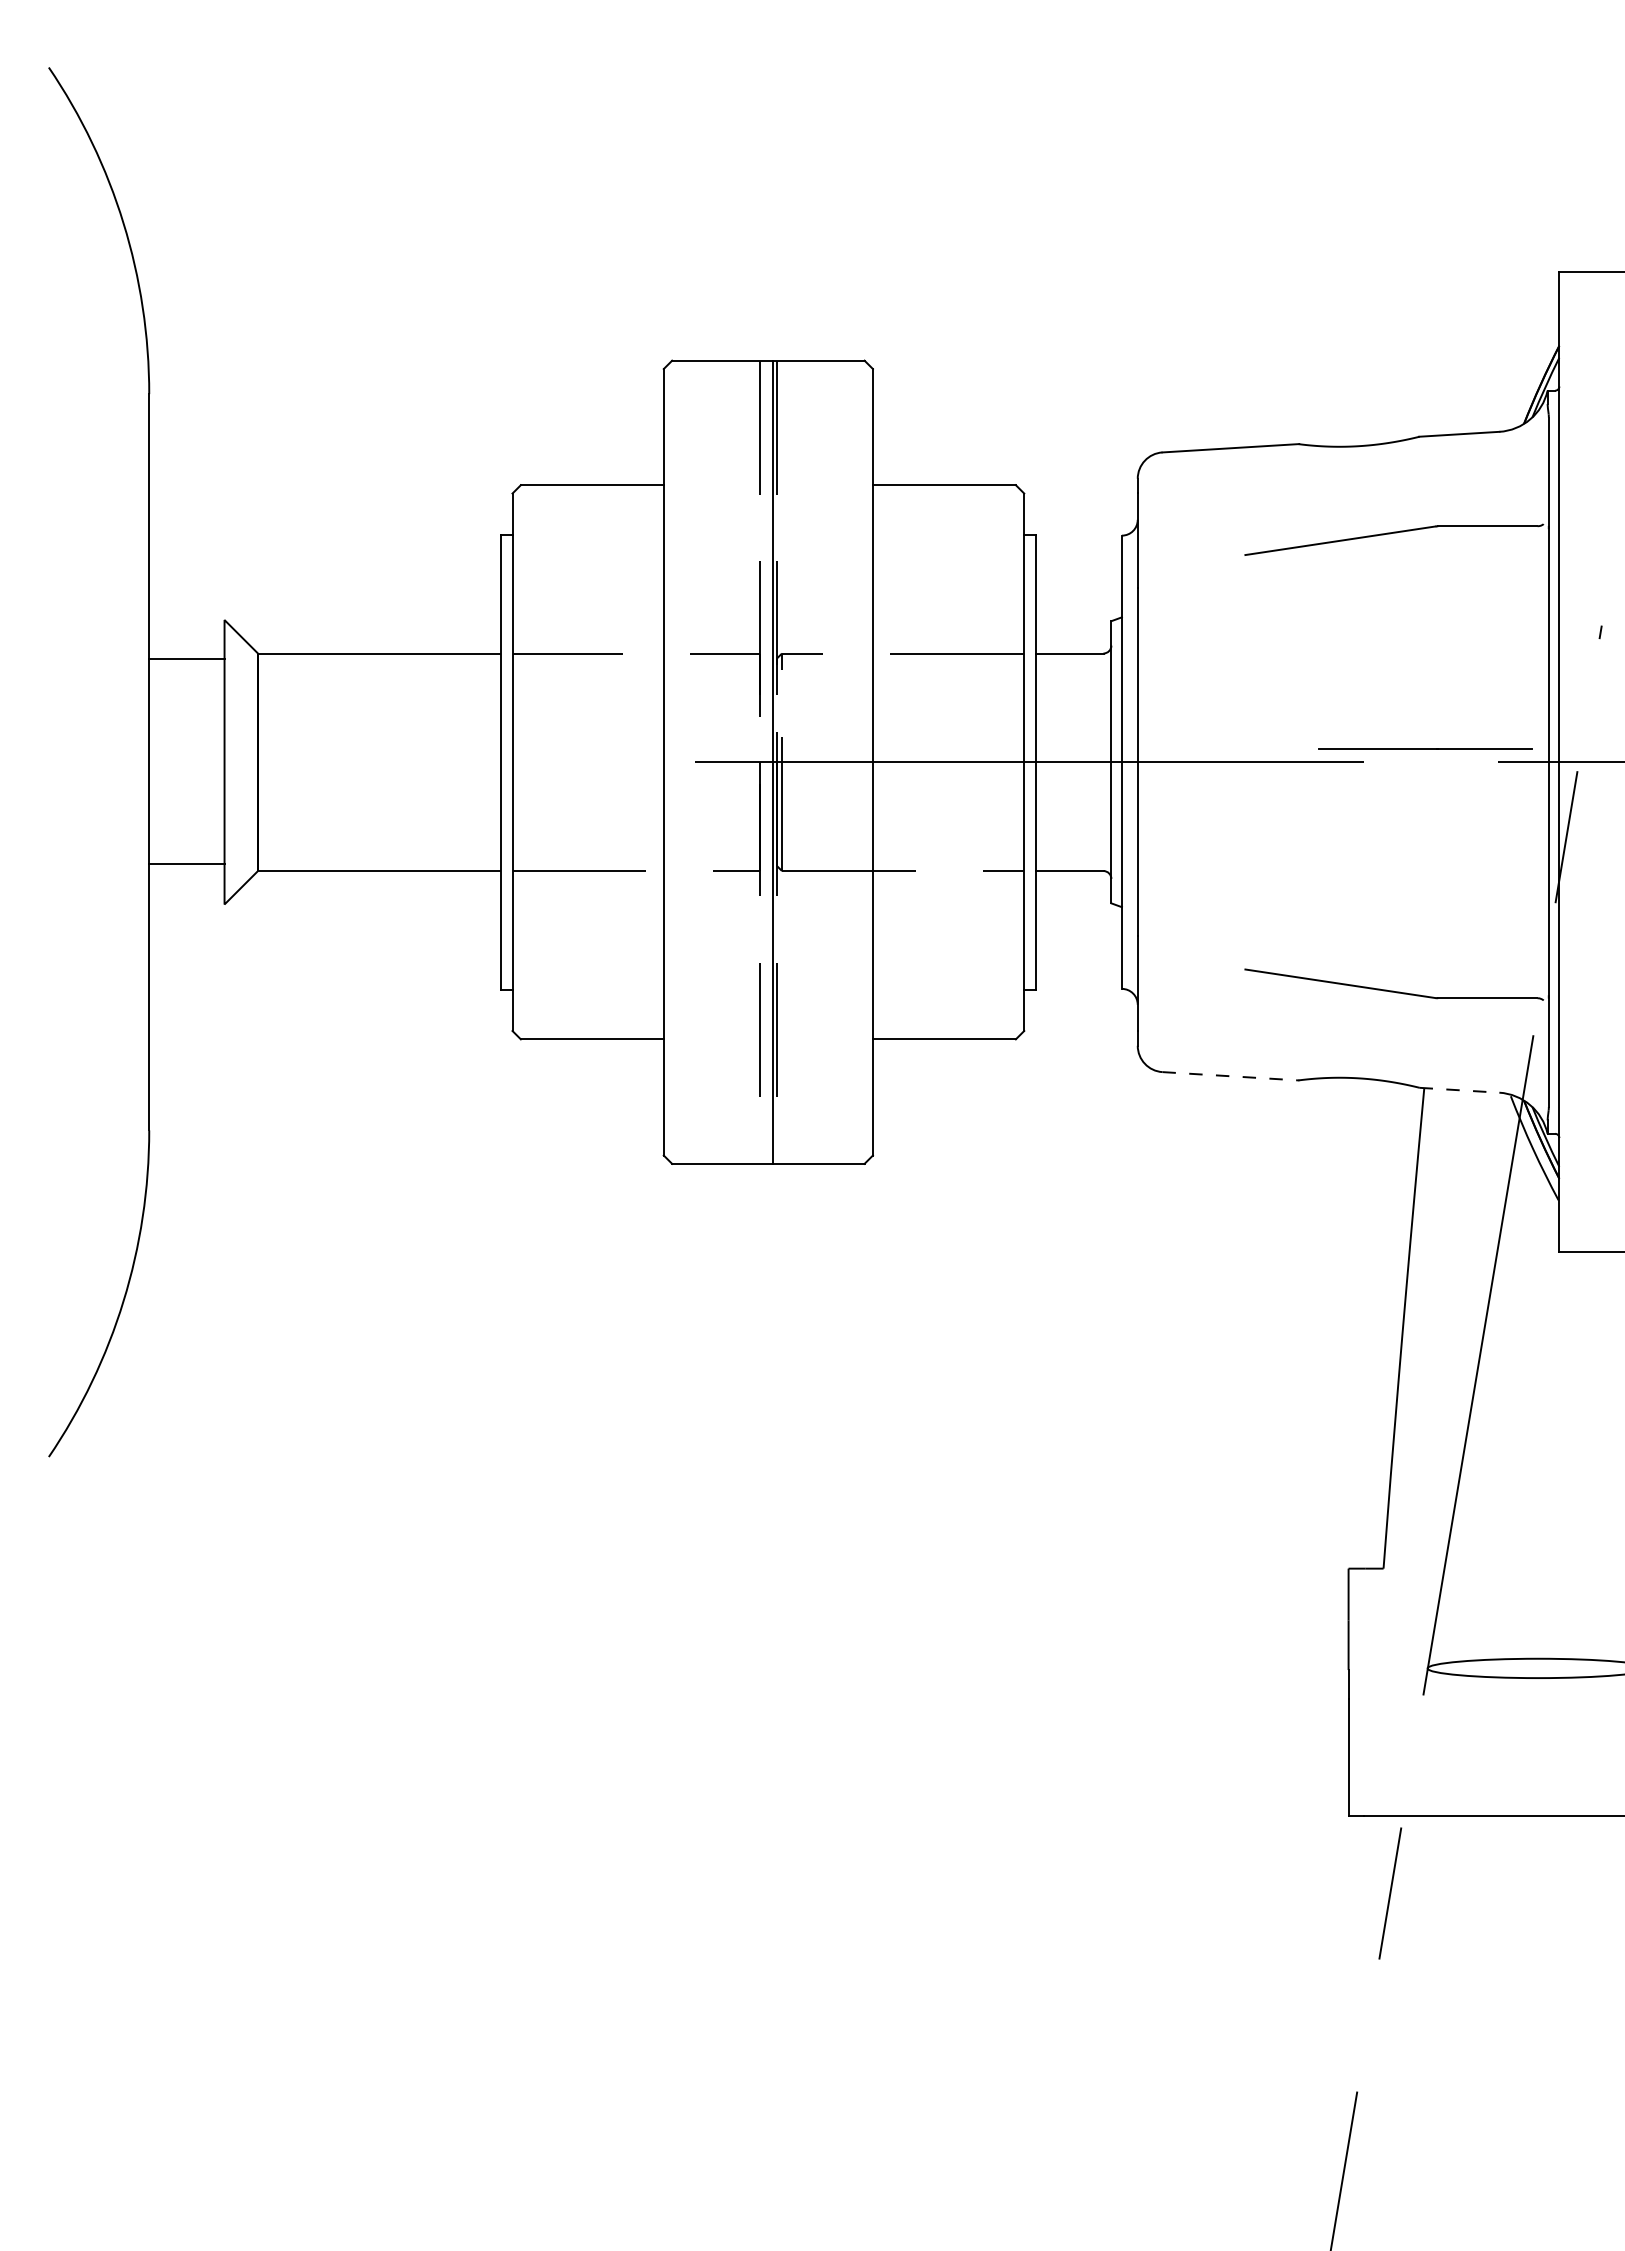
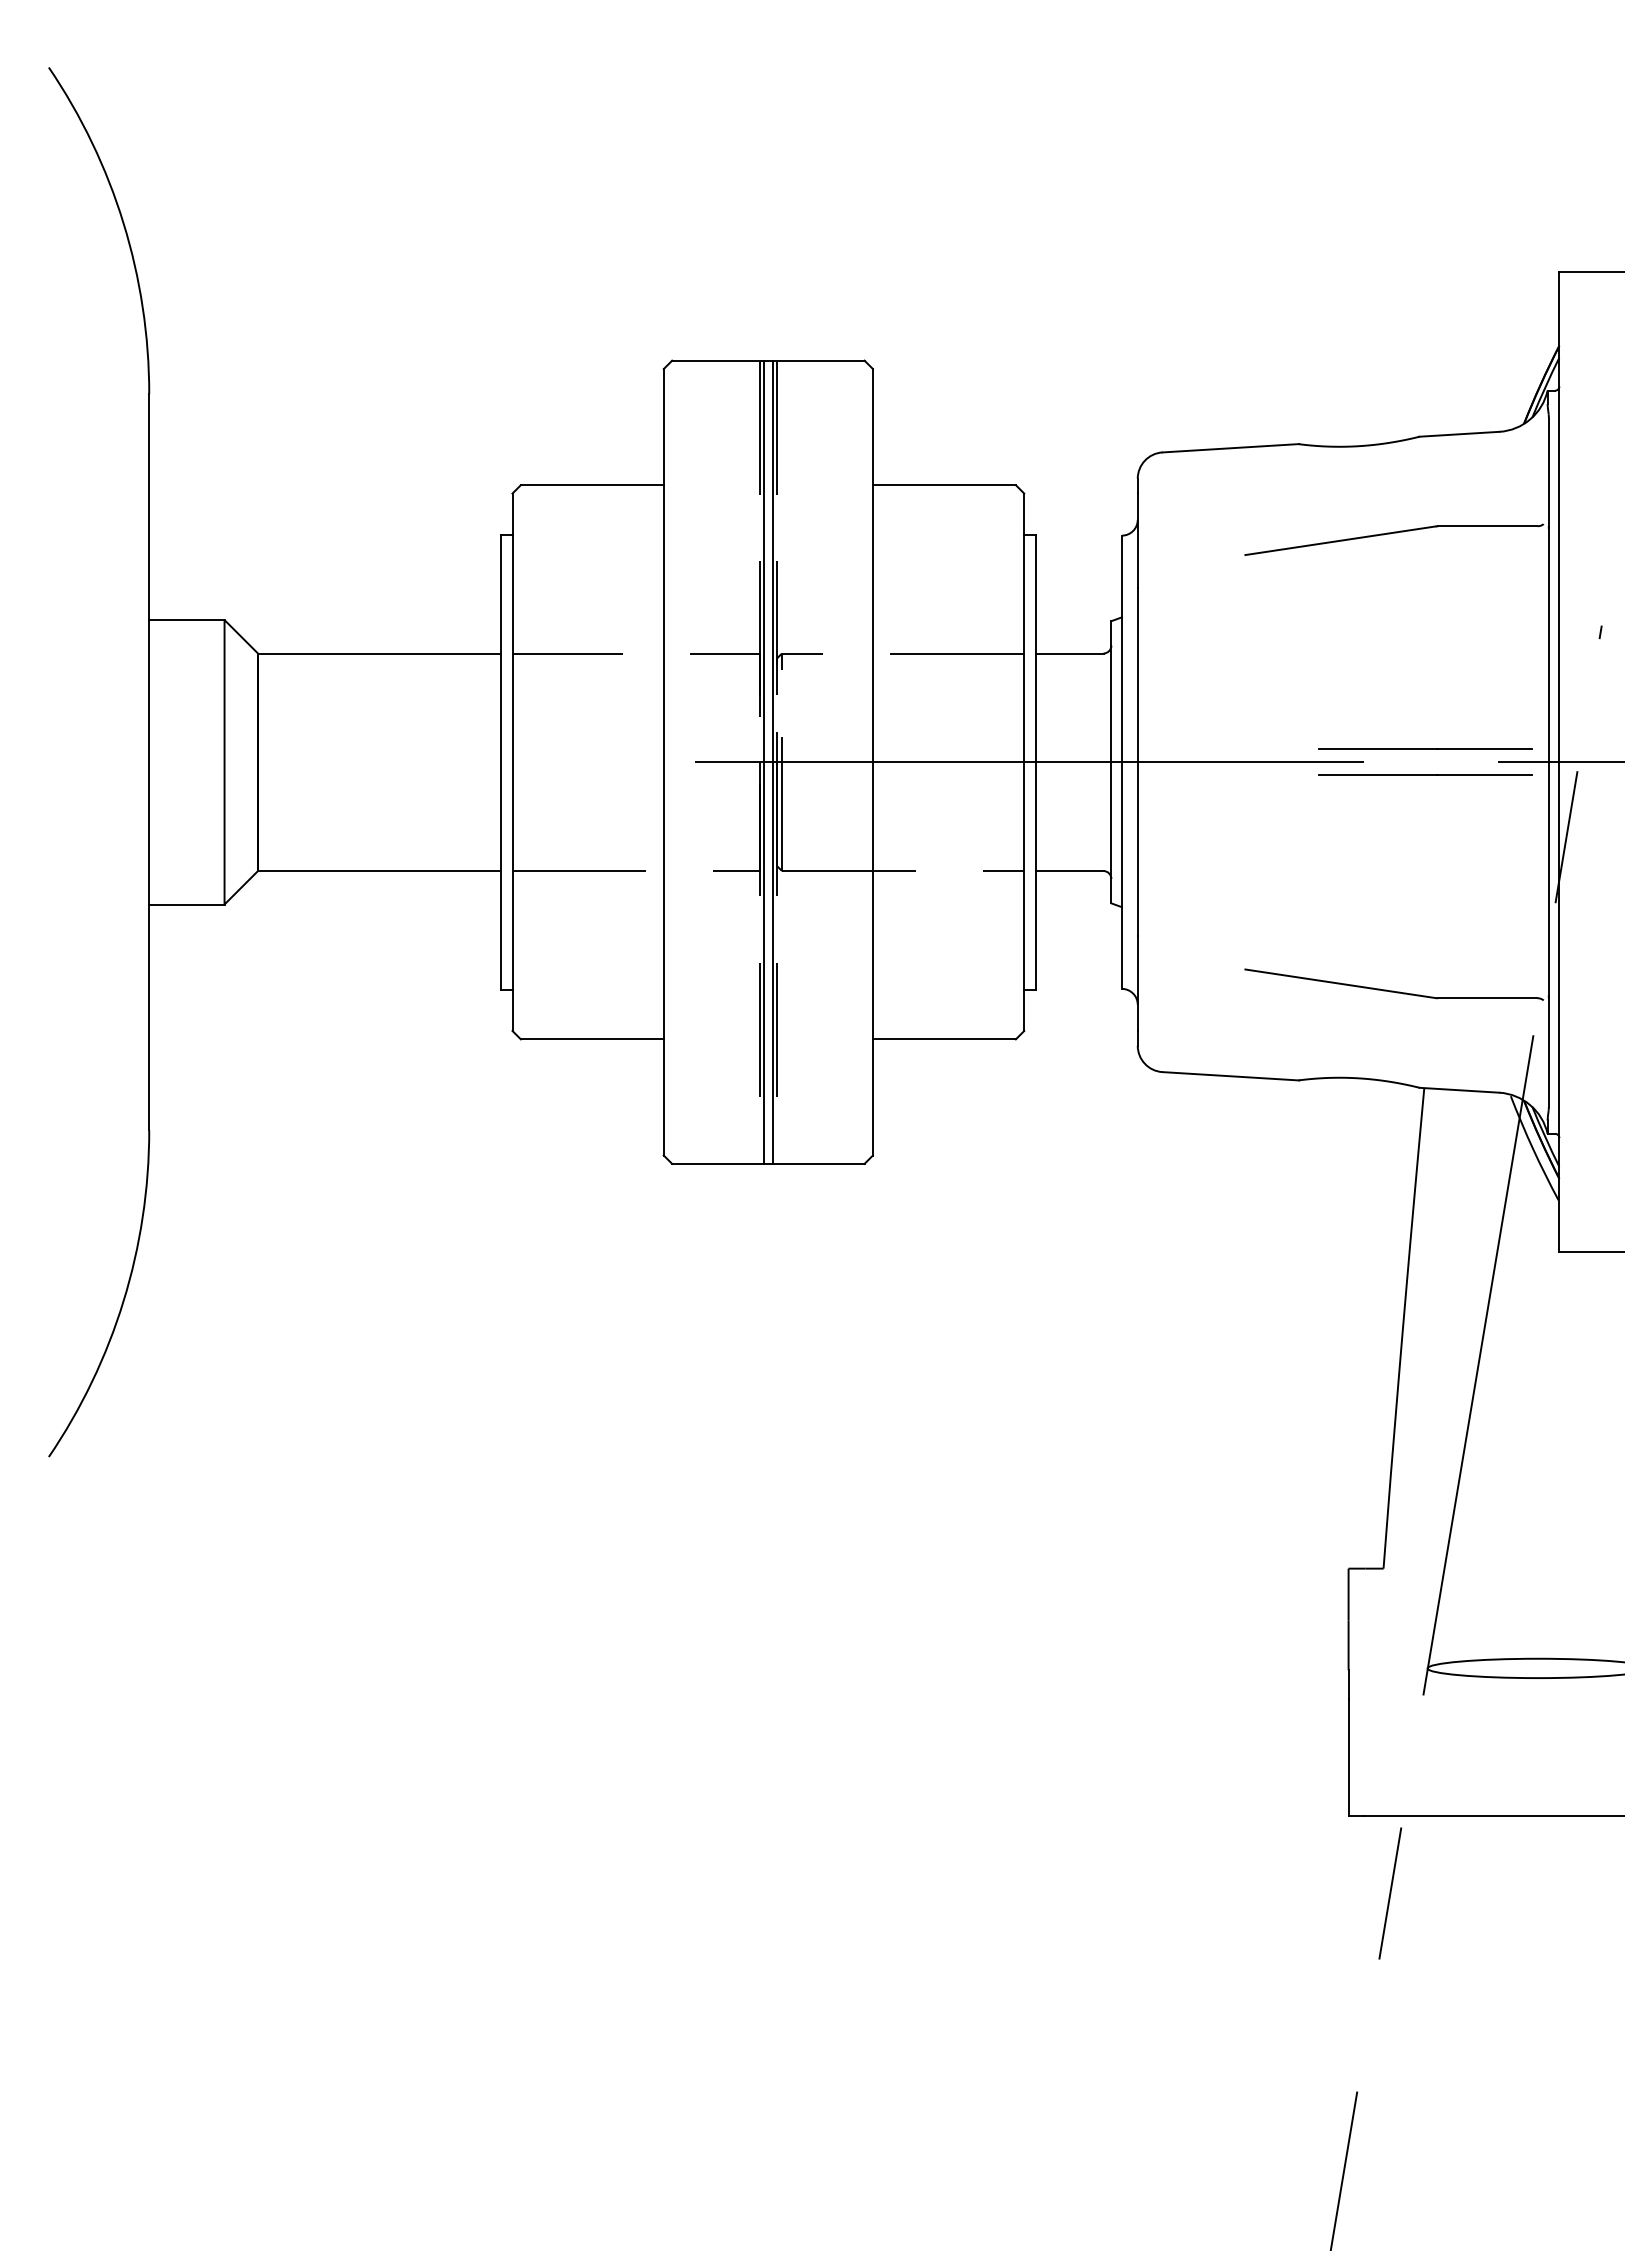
line position: (186, 659) -> (186, 620) (186, 620)
line: none -> present (764, 761)
line: none -> present (1425, 774)
line position: (186, 863) -> (186, 904) (186, 904)
line: dashed -> solid (1230, 1076)
line: dashed -> solid (1459, 1090)
